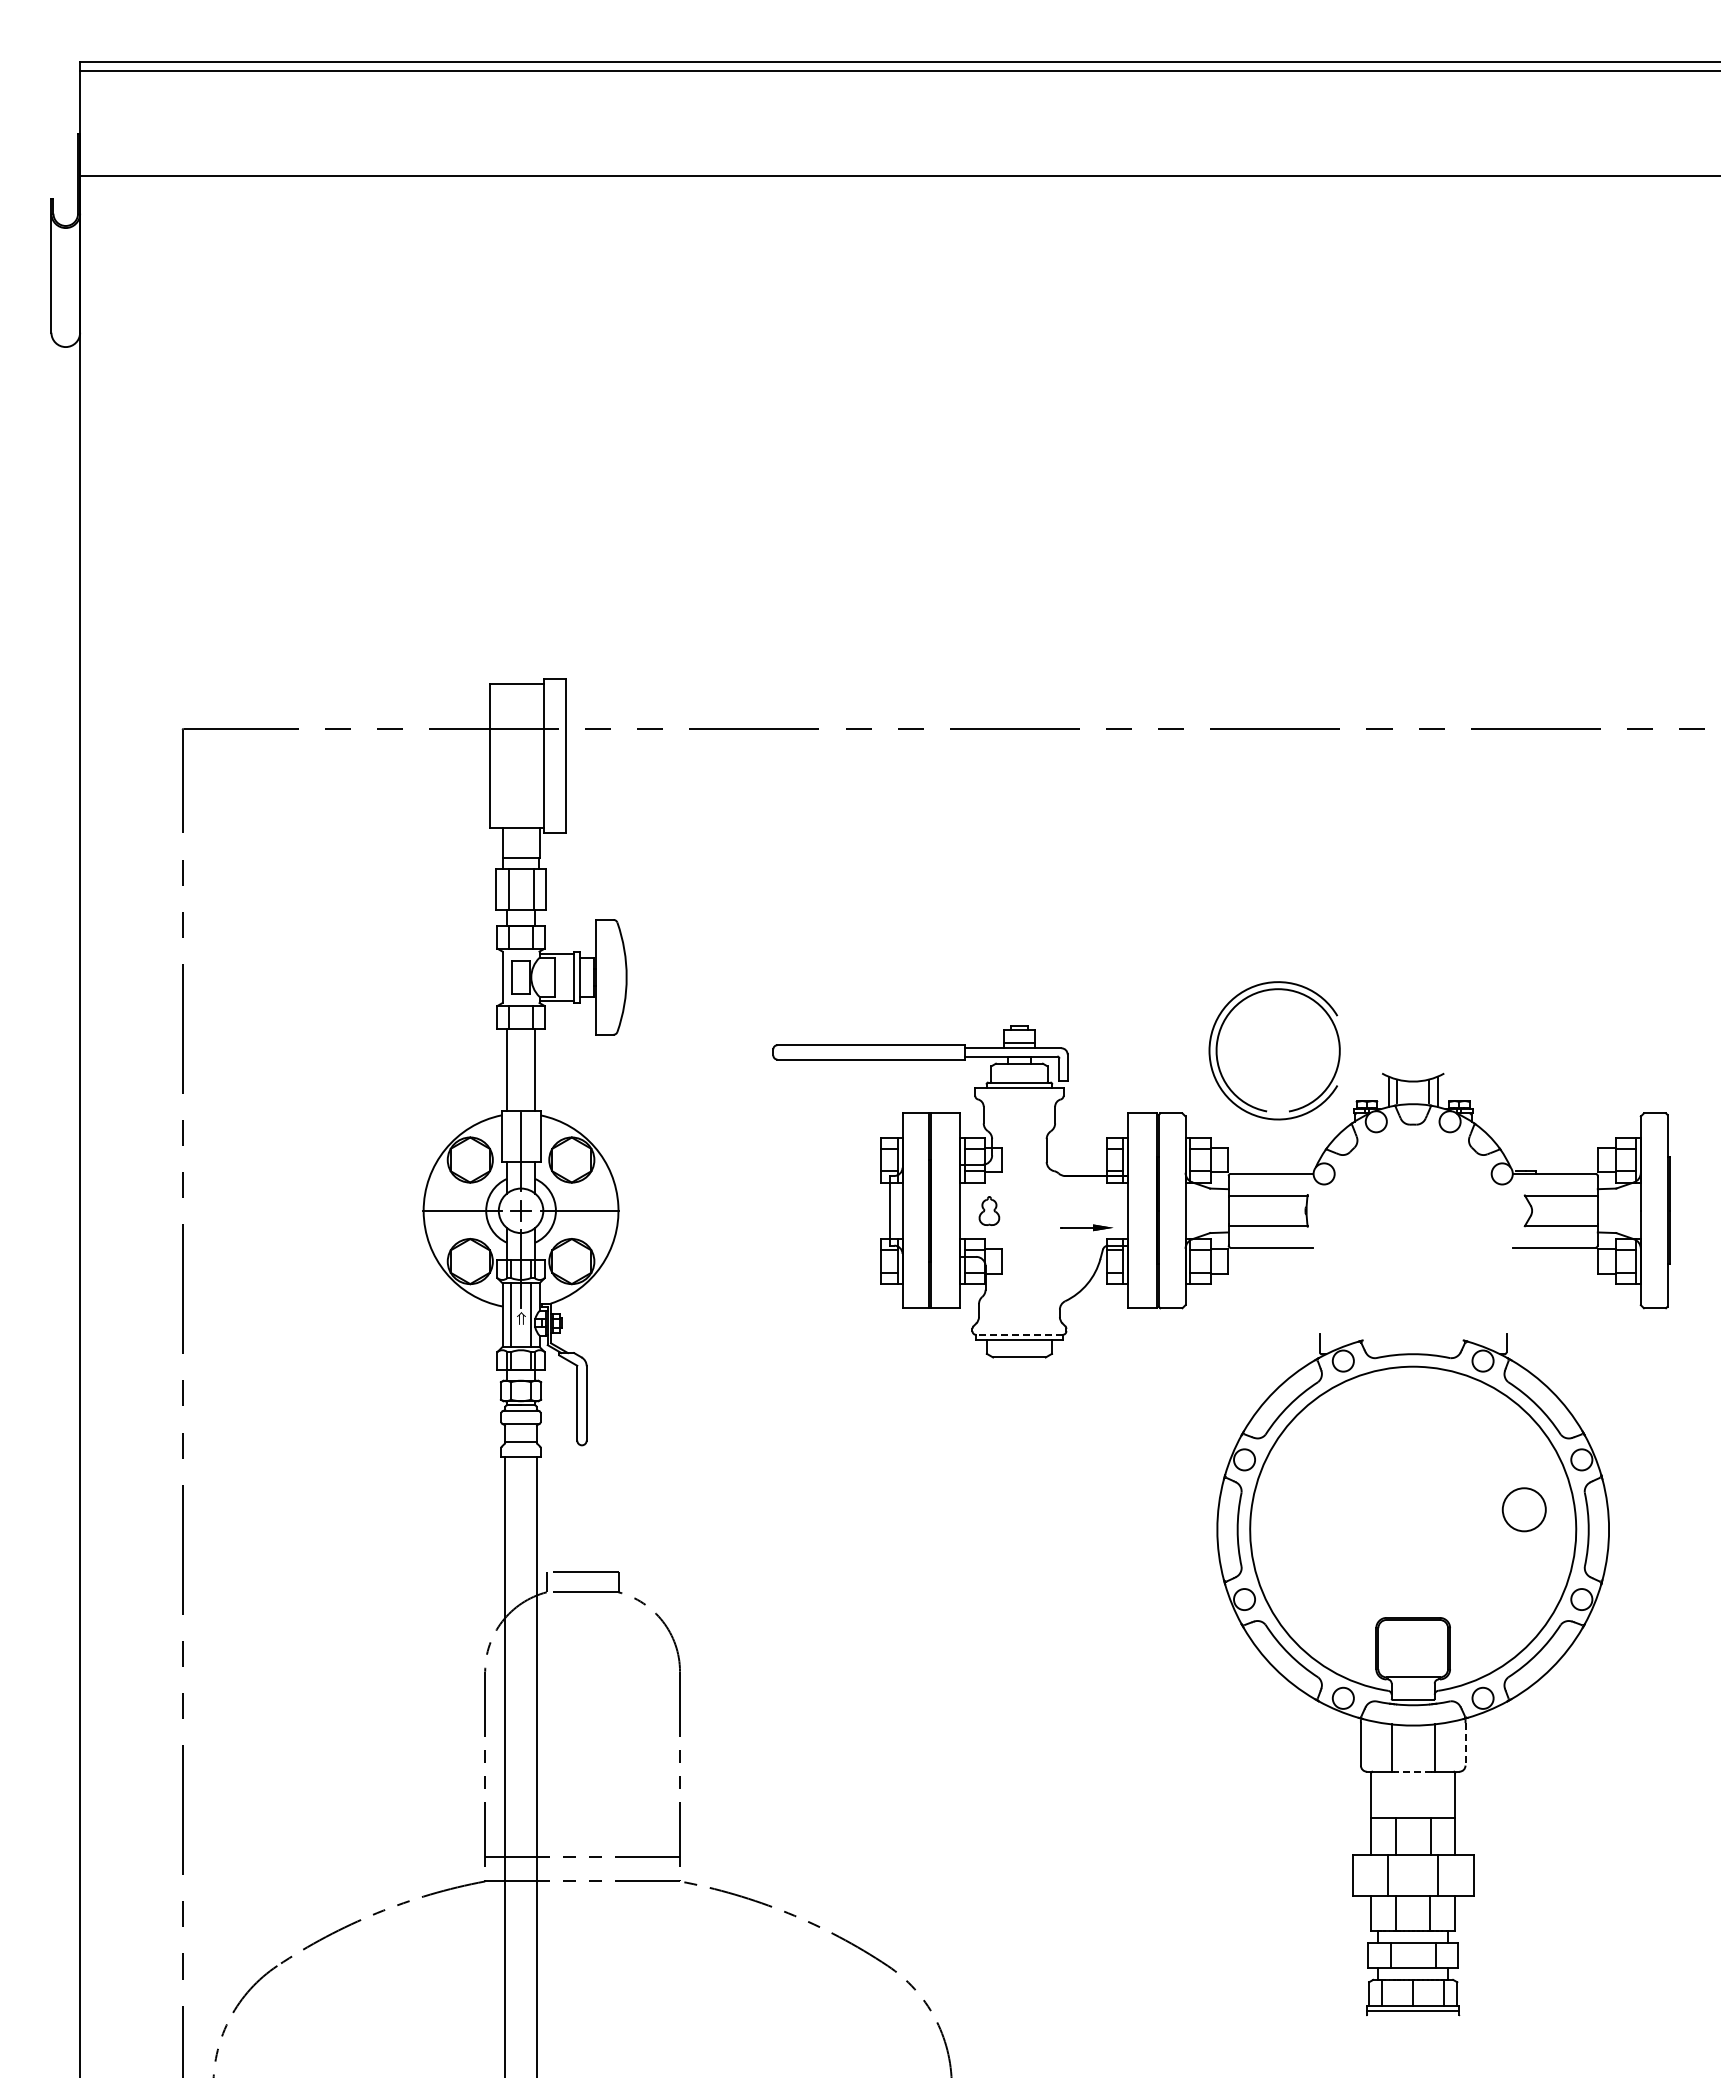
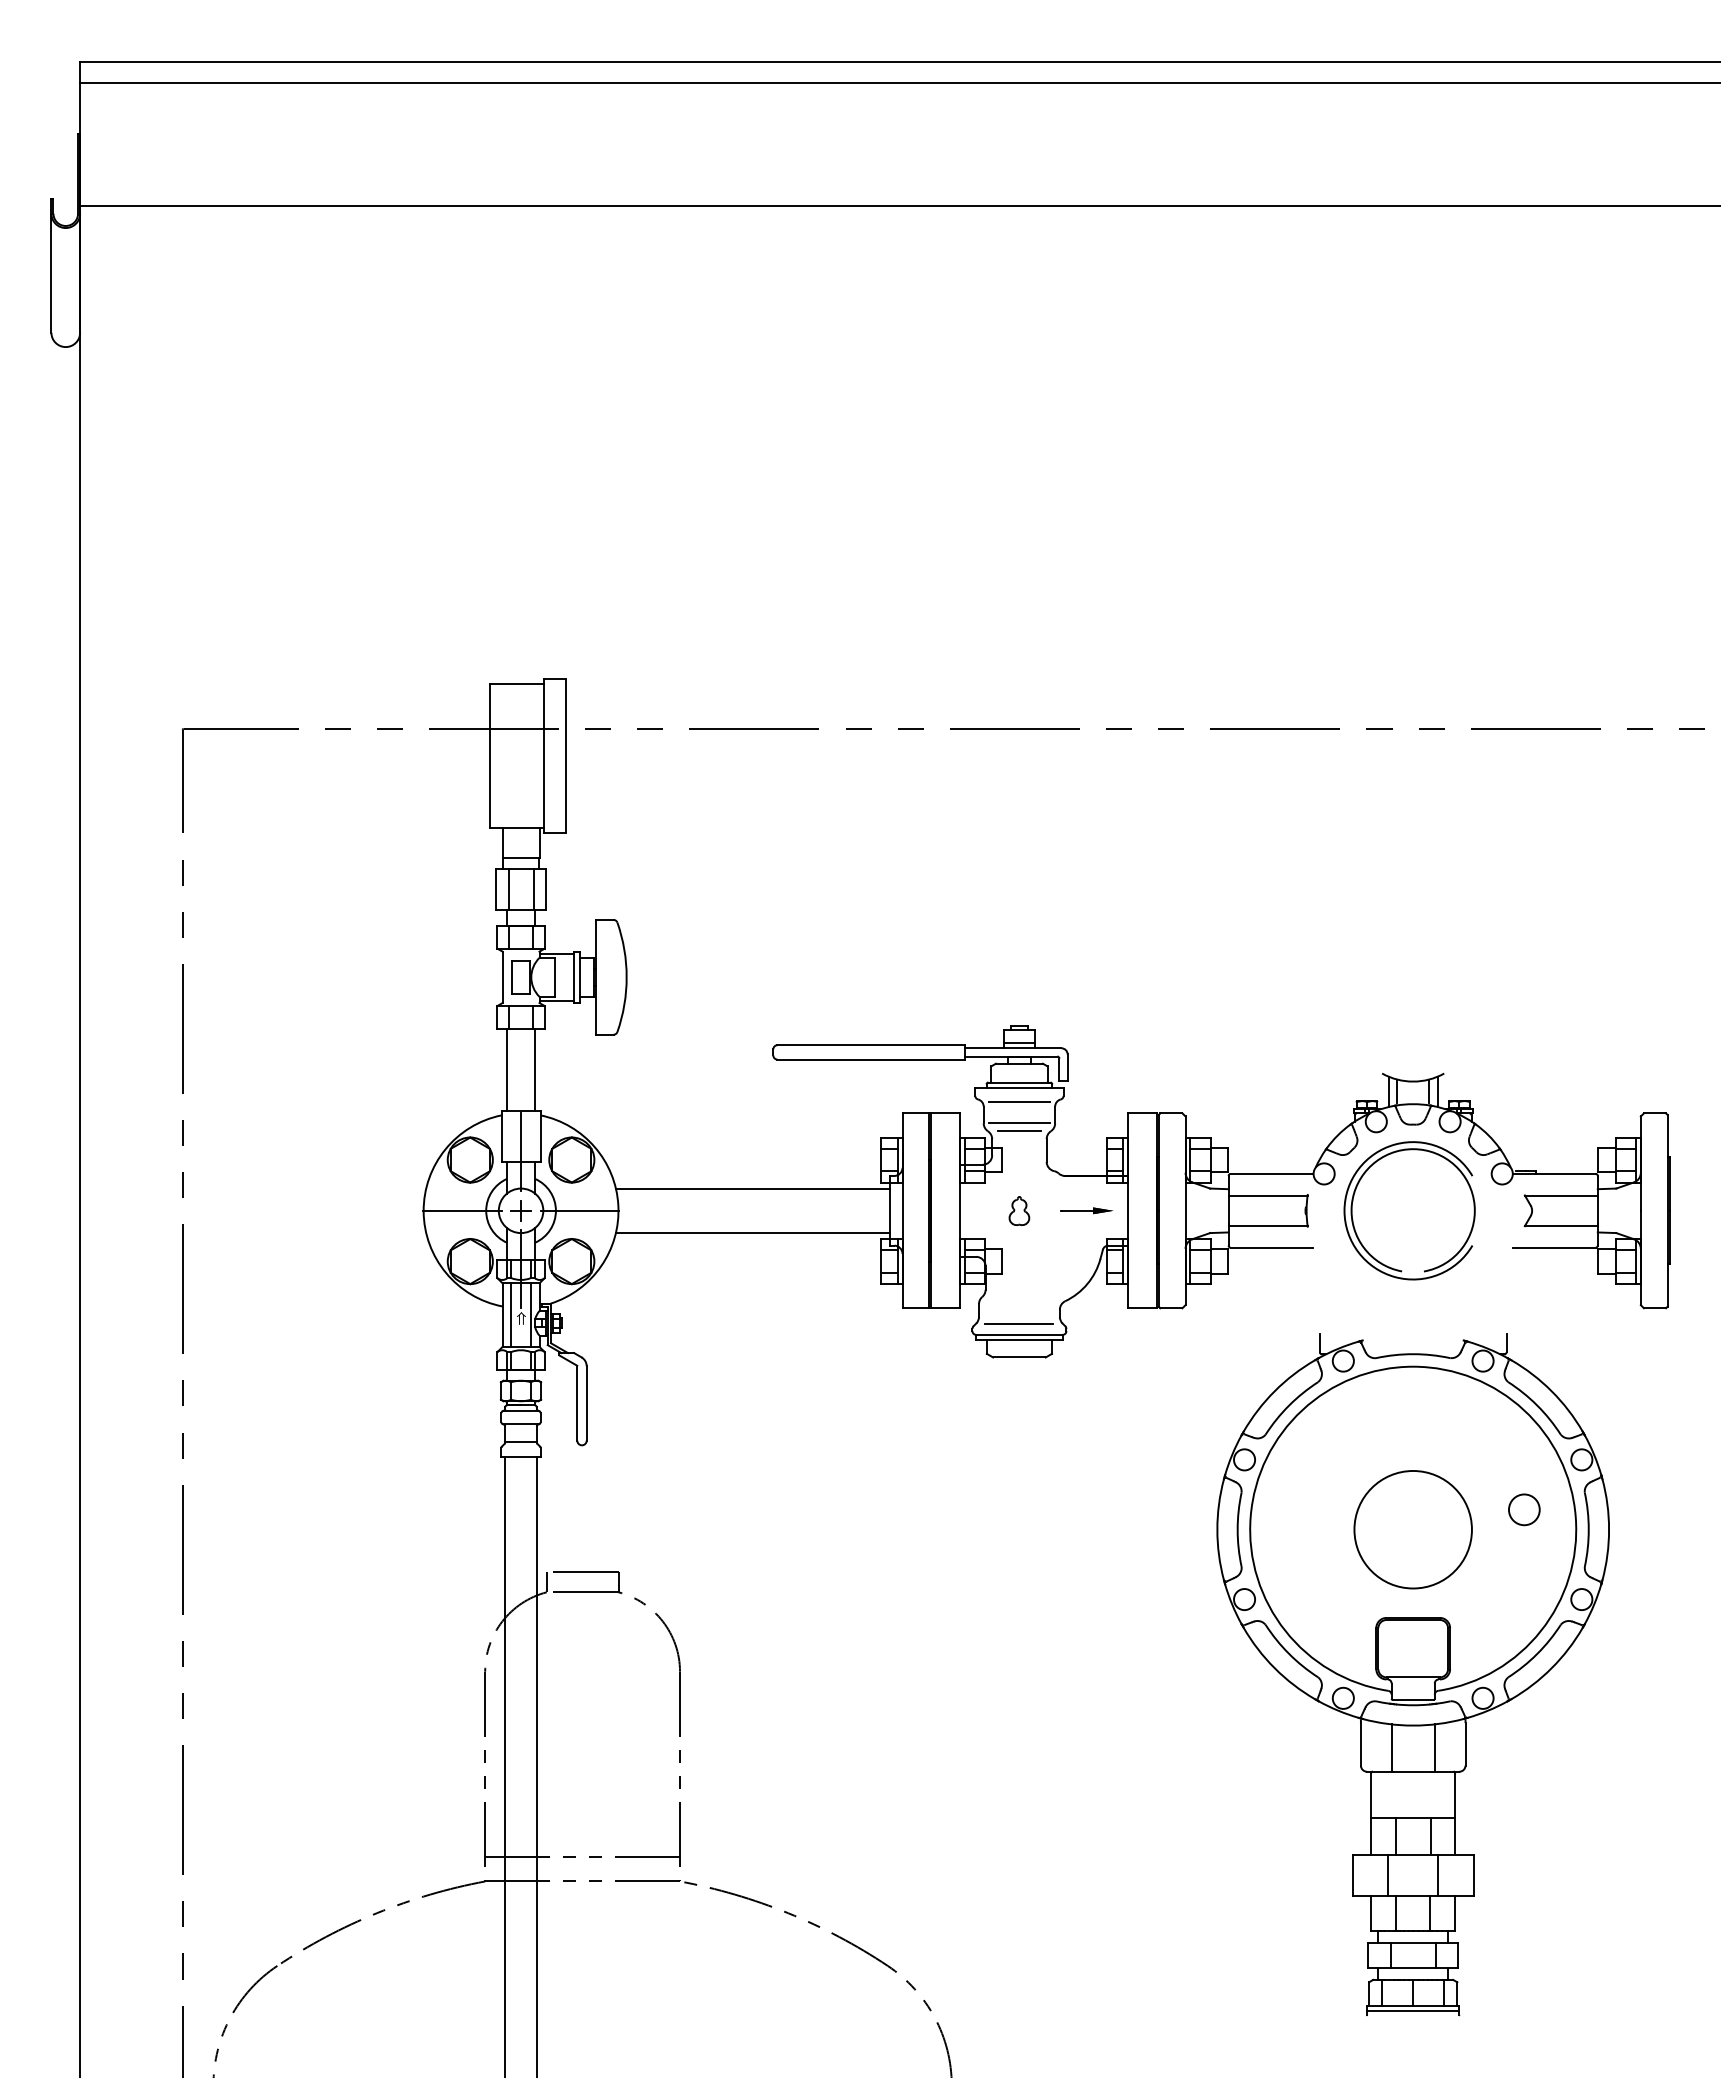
line position: (898, 70) -> (898, 82) (898, 82)
line position: (898, 175) -> (898, 205) (898, 205)
part position: (1218, 1041) -> (1353, 1201) (1353, 1201)
line: none -> present (1019, 1101)
line: none -> present (1019, 1123)
line: none -> present (1019, 1131)
line: none -> present (752, 1188)
part position: (989, 1210) -> (1019, 1210) (1019, 1210)
part position: (1086, 1227) -> (1086, 1210) (1086, 1210)
line: none -> present (752, 1233)
line: none -> present (1018, 1323)
line: dashed -> solid (1018, 1334)
circle size: 46x46 px -> 33x34 px (1524, 1509)
circle: none -> present (1412, 1529)
line: dashed -> solid (1465, 1744)
line: dashed -> solid (1412, 1771)
